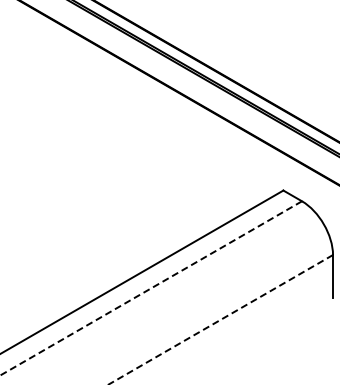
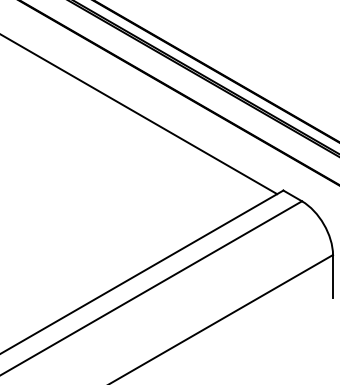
line: none -> present (139, 114)
line: dashed -> solid (151, 288)
line: dashed -> solid (220, 320)
